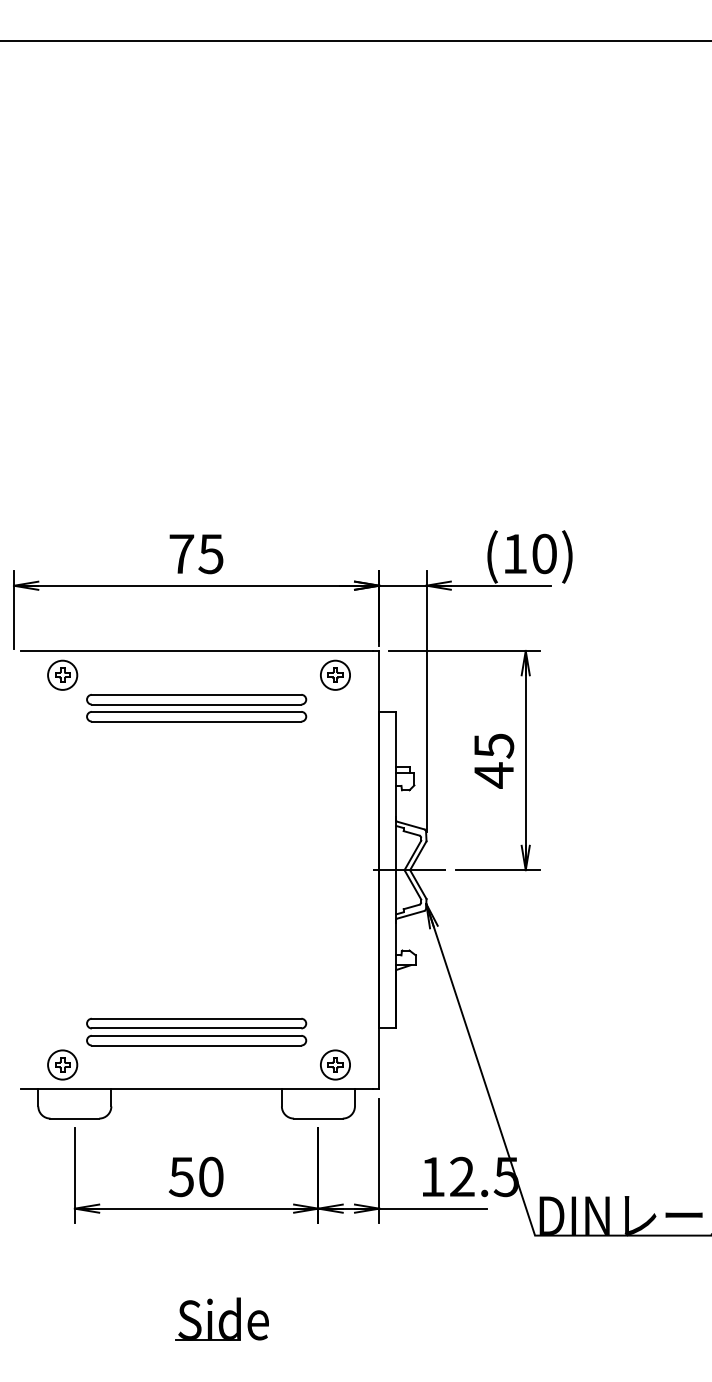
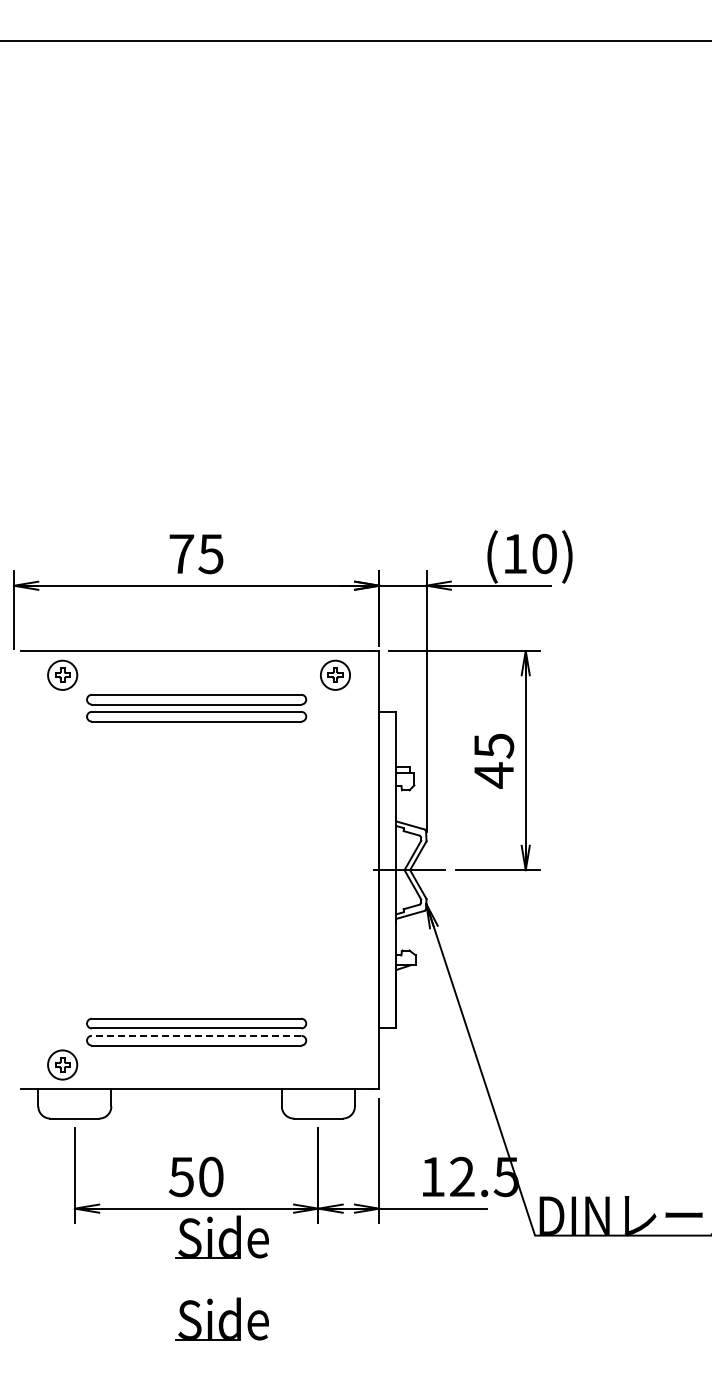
line: solid -> dashed (196, 1035)
part: present -> none (335, 1064)
part: none -> present (221, 1236)
